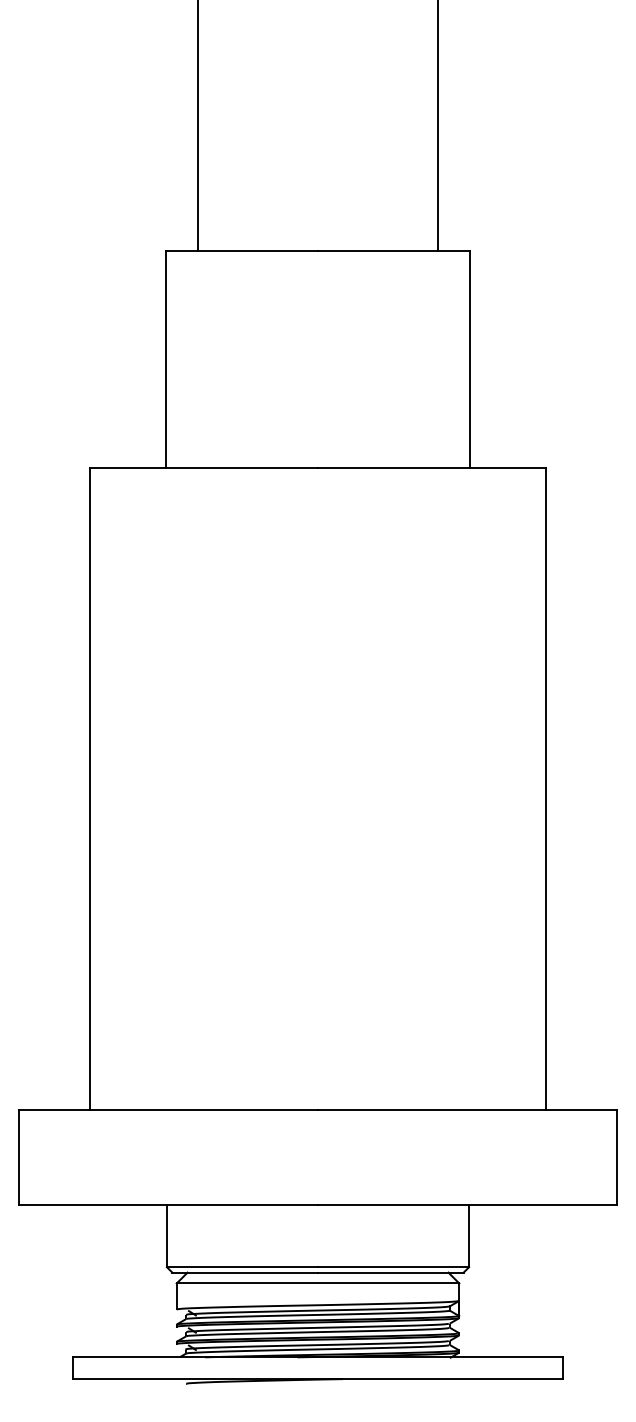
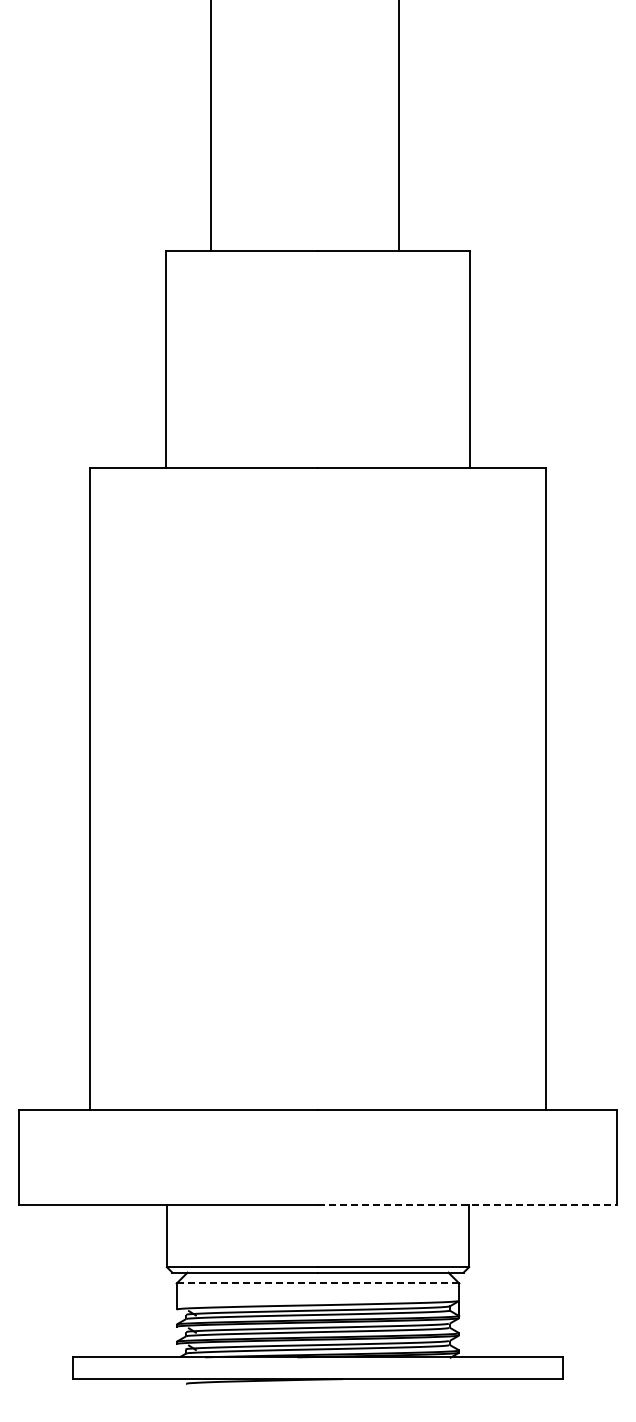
line position: (198, 126) -> (211, 126) (211, 126)
line position: (437, 126) -> (398, 126) (398, 126)
line: solid -> dashed (467, 1205)
line: solid -> dashed (318, 1283)
